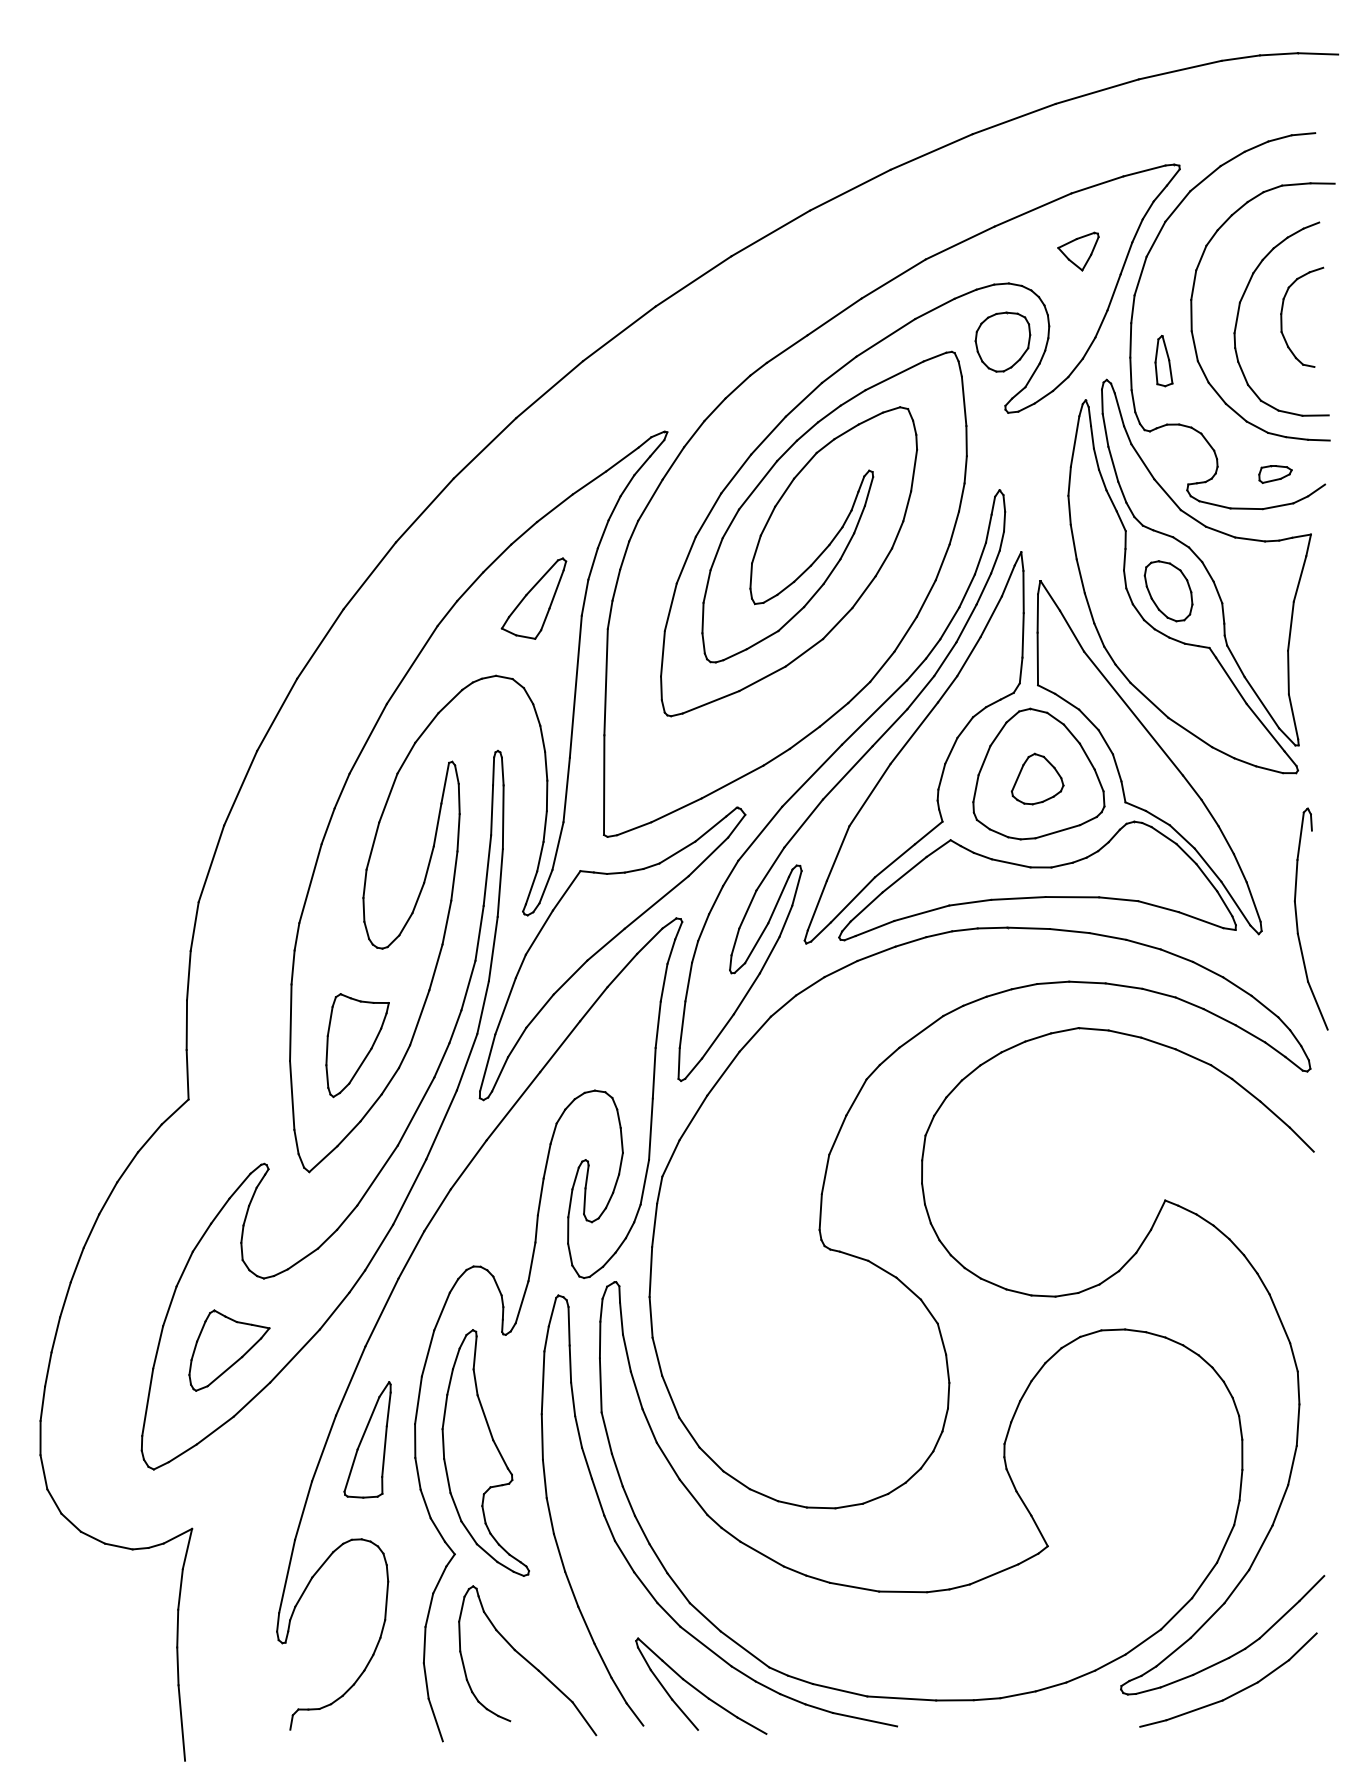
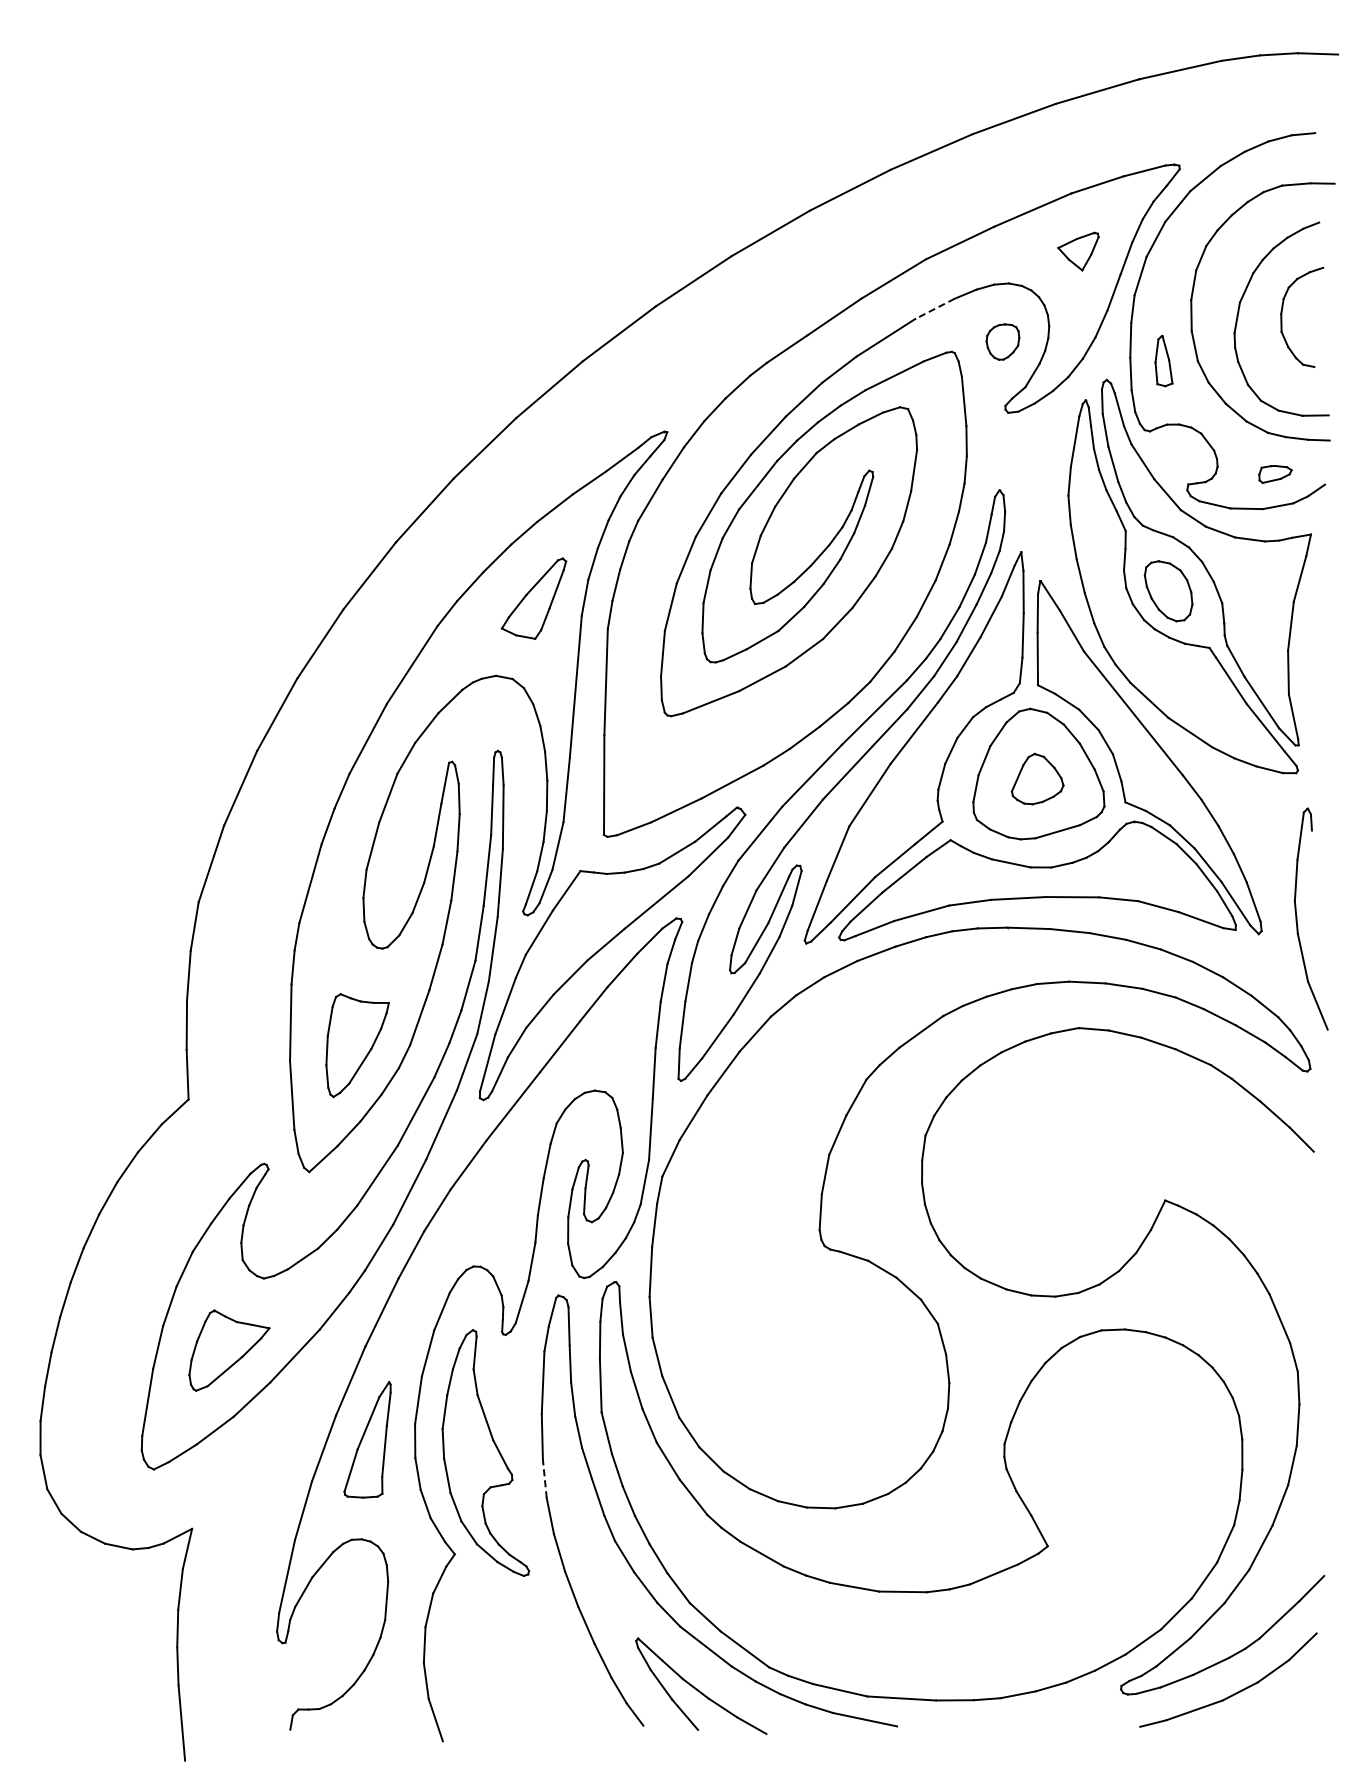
line: solid -> dashed (934, 309)
part size: 58x62 px -> 36x38 px (1002, 341)
line: solid -> dashed (544, 1478)
part: present -> none (527, 1660)
